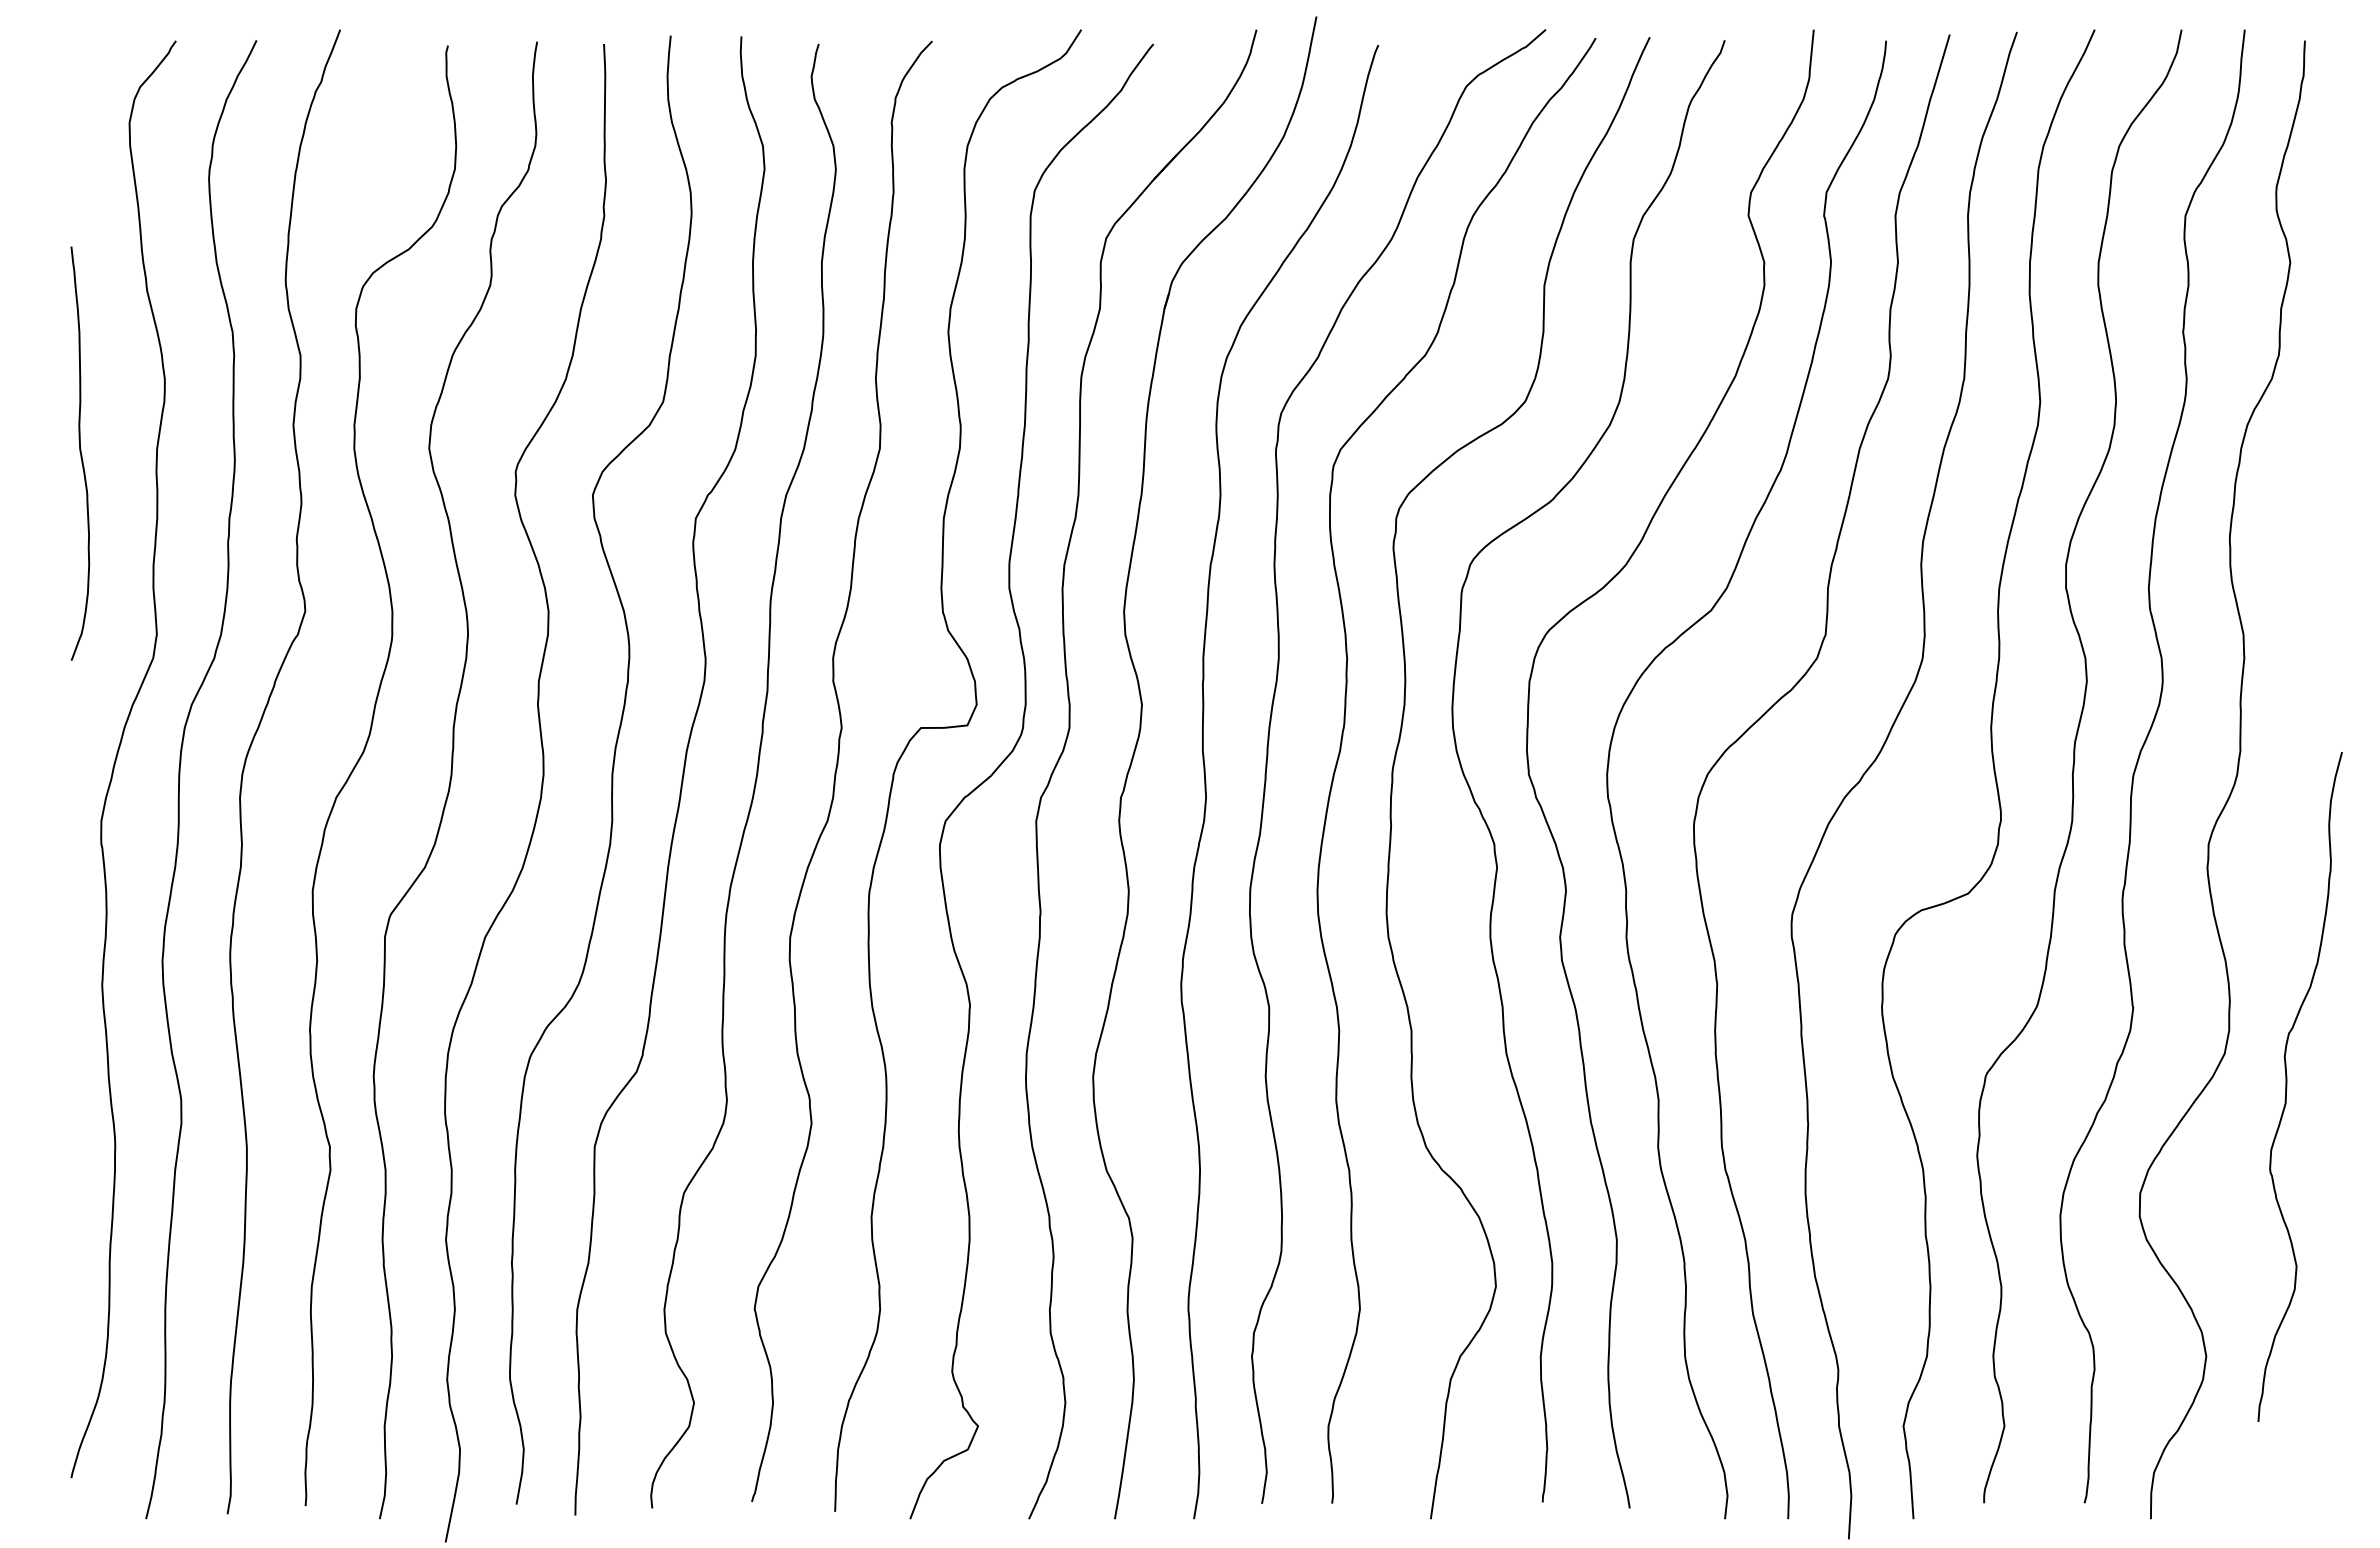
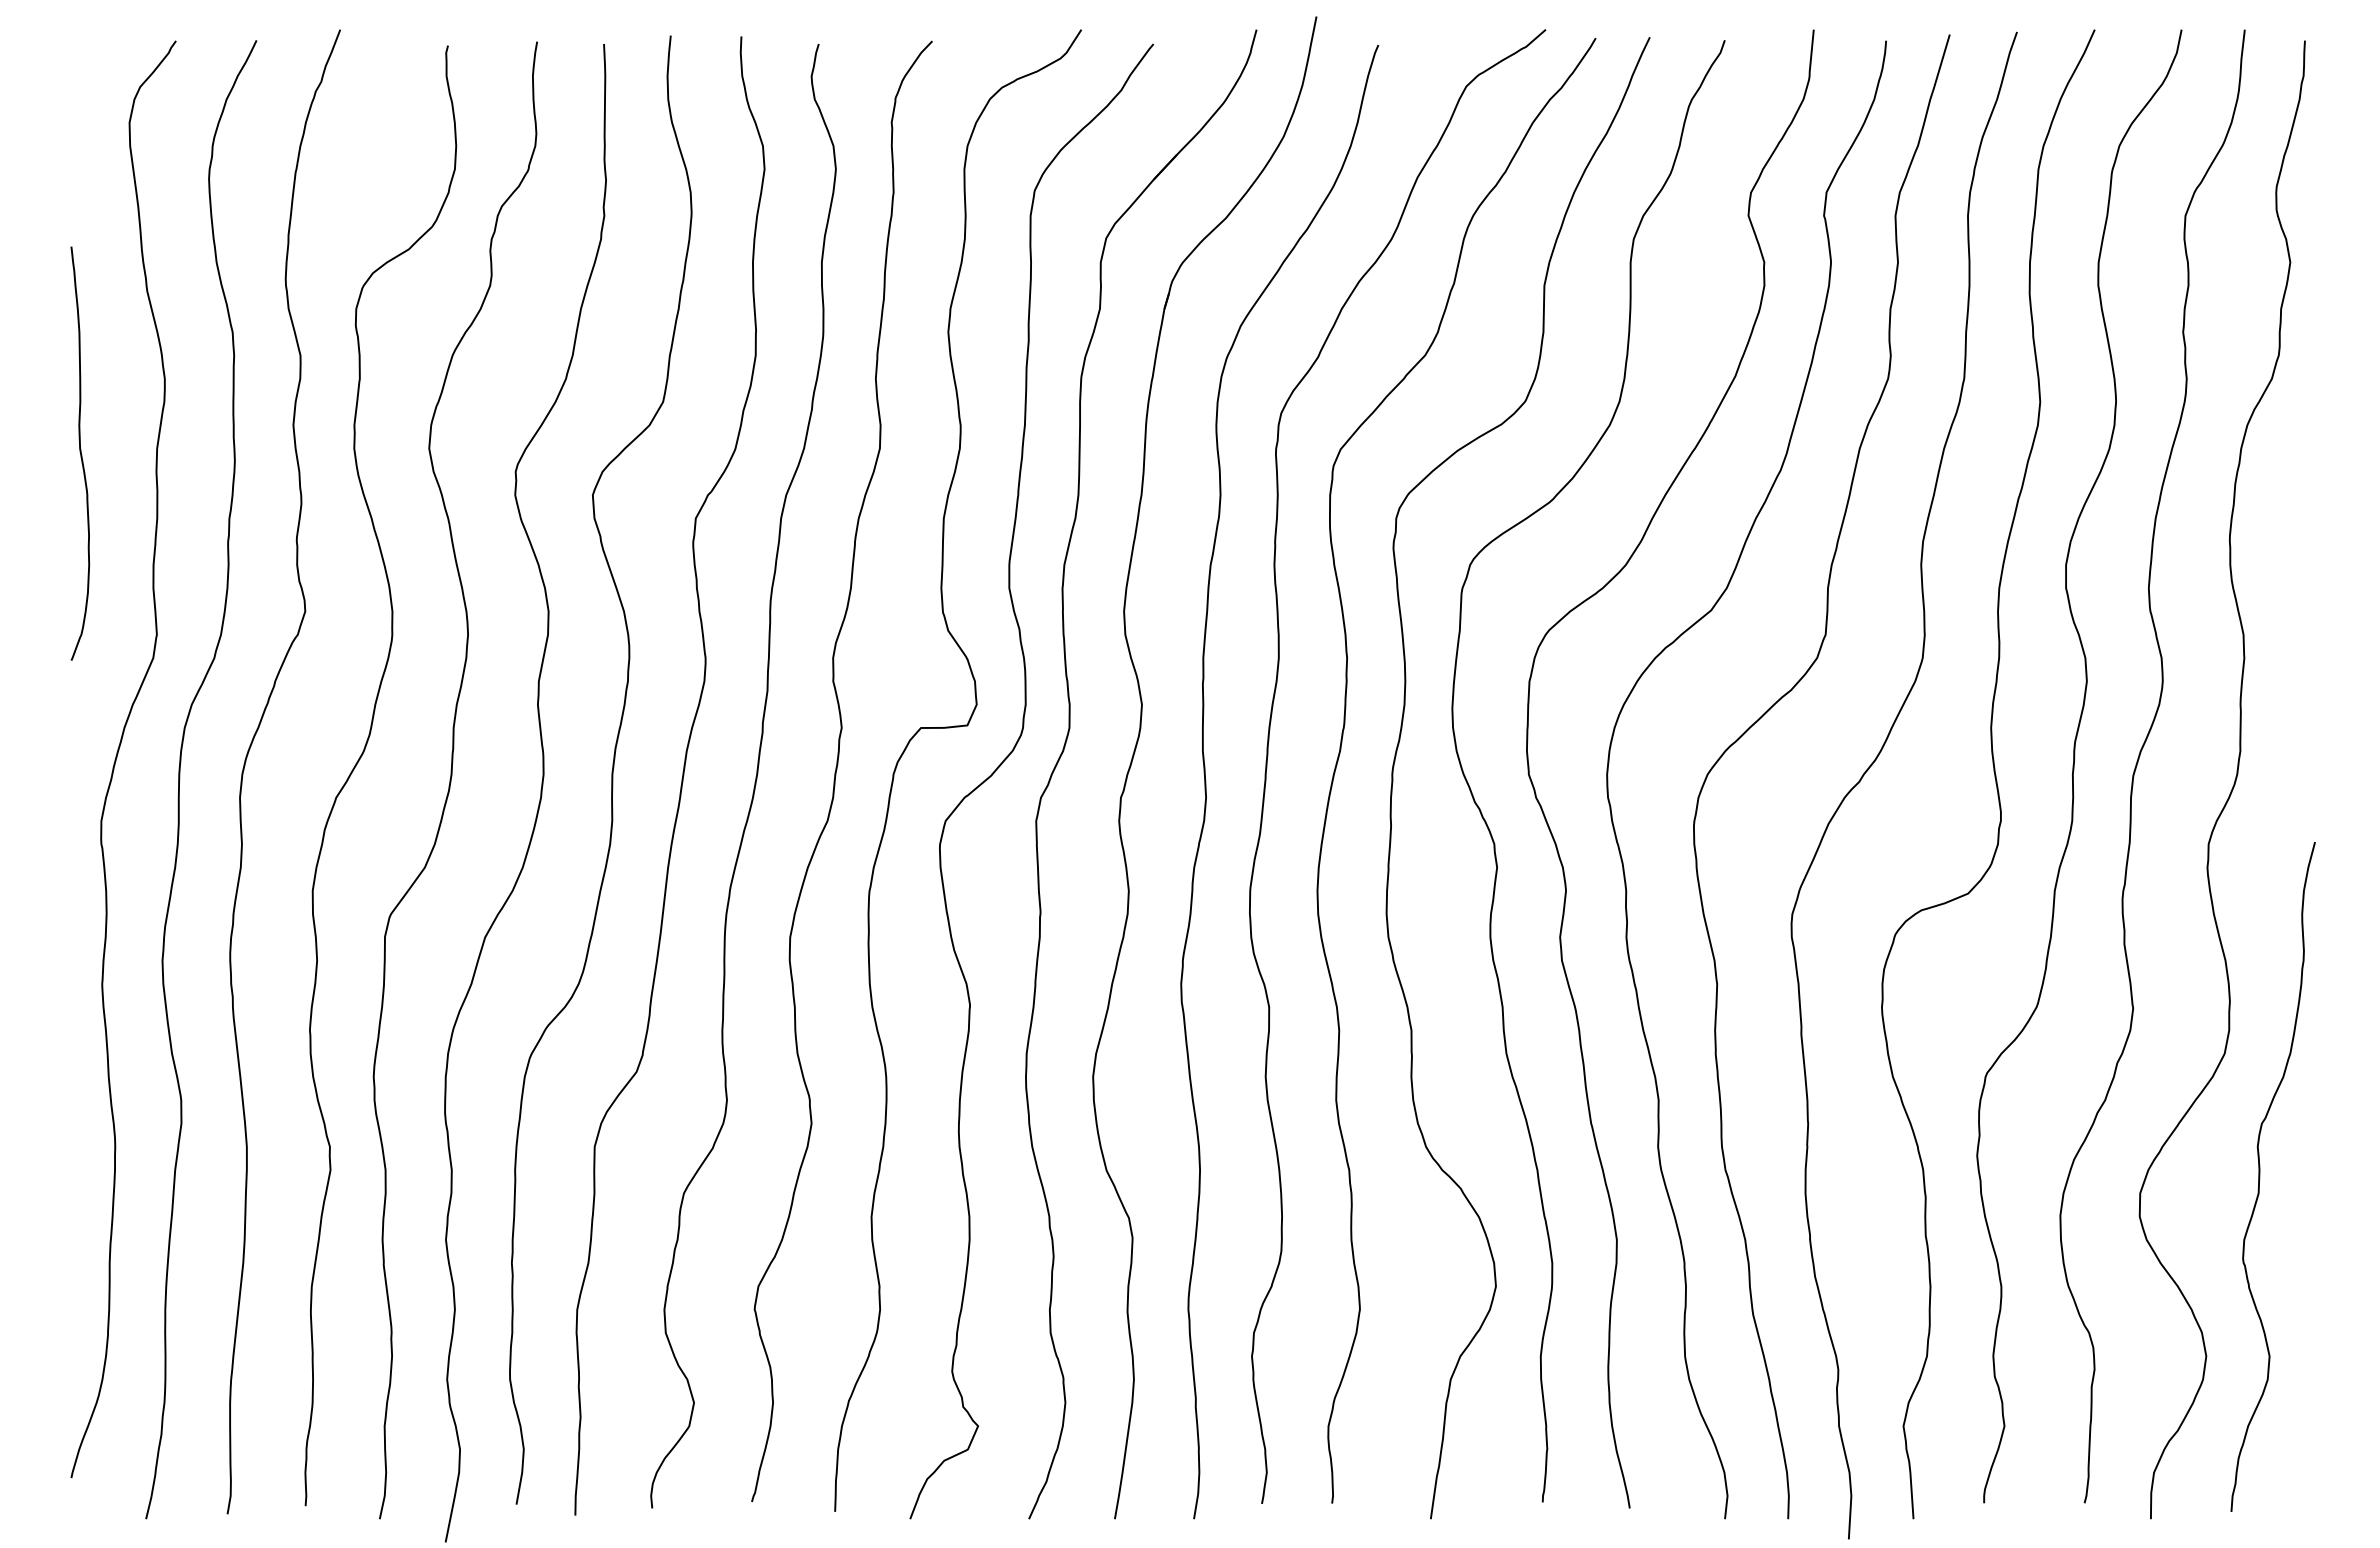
curve position: (2287, 1086) -> (2260, 1176) (2260, 1176)
